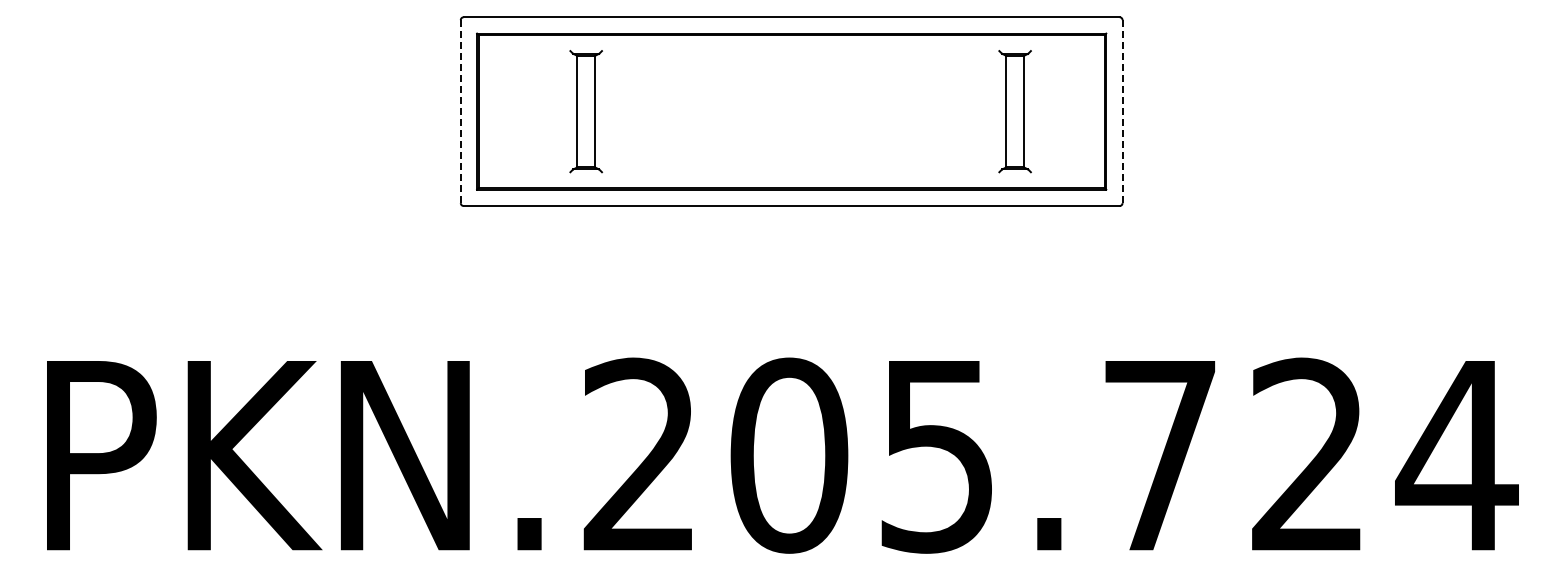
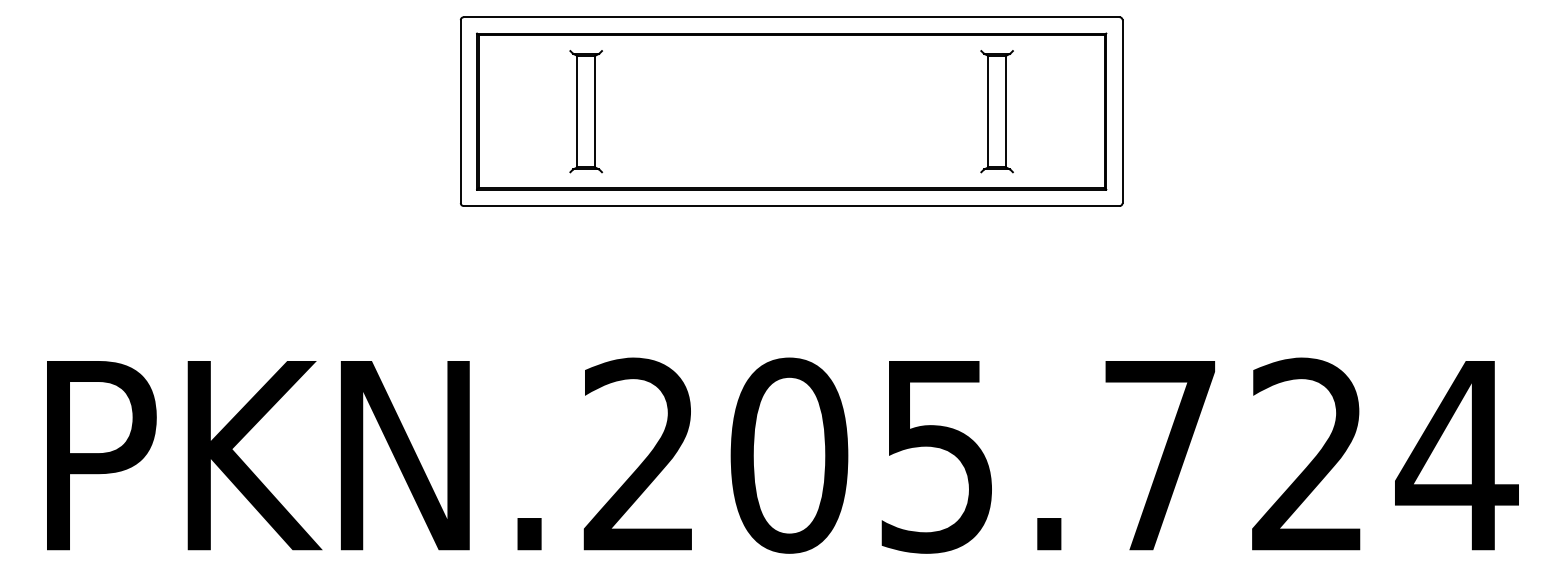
line: dashed -> solid (460, 111)
part position: (1014, 111) -> (996, 111) (996, 111)
line: dashed -> solid (1122, 111)
